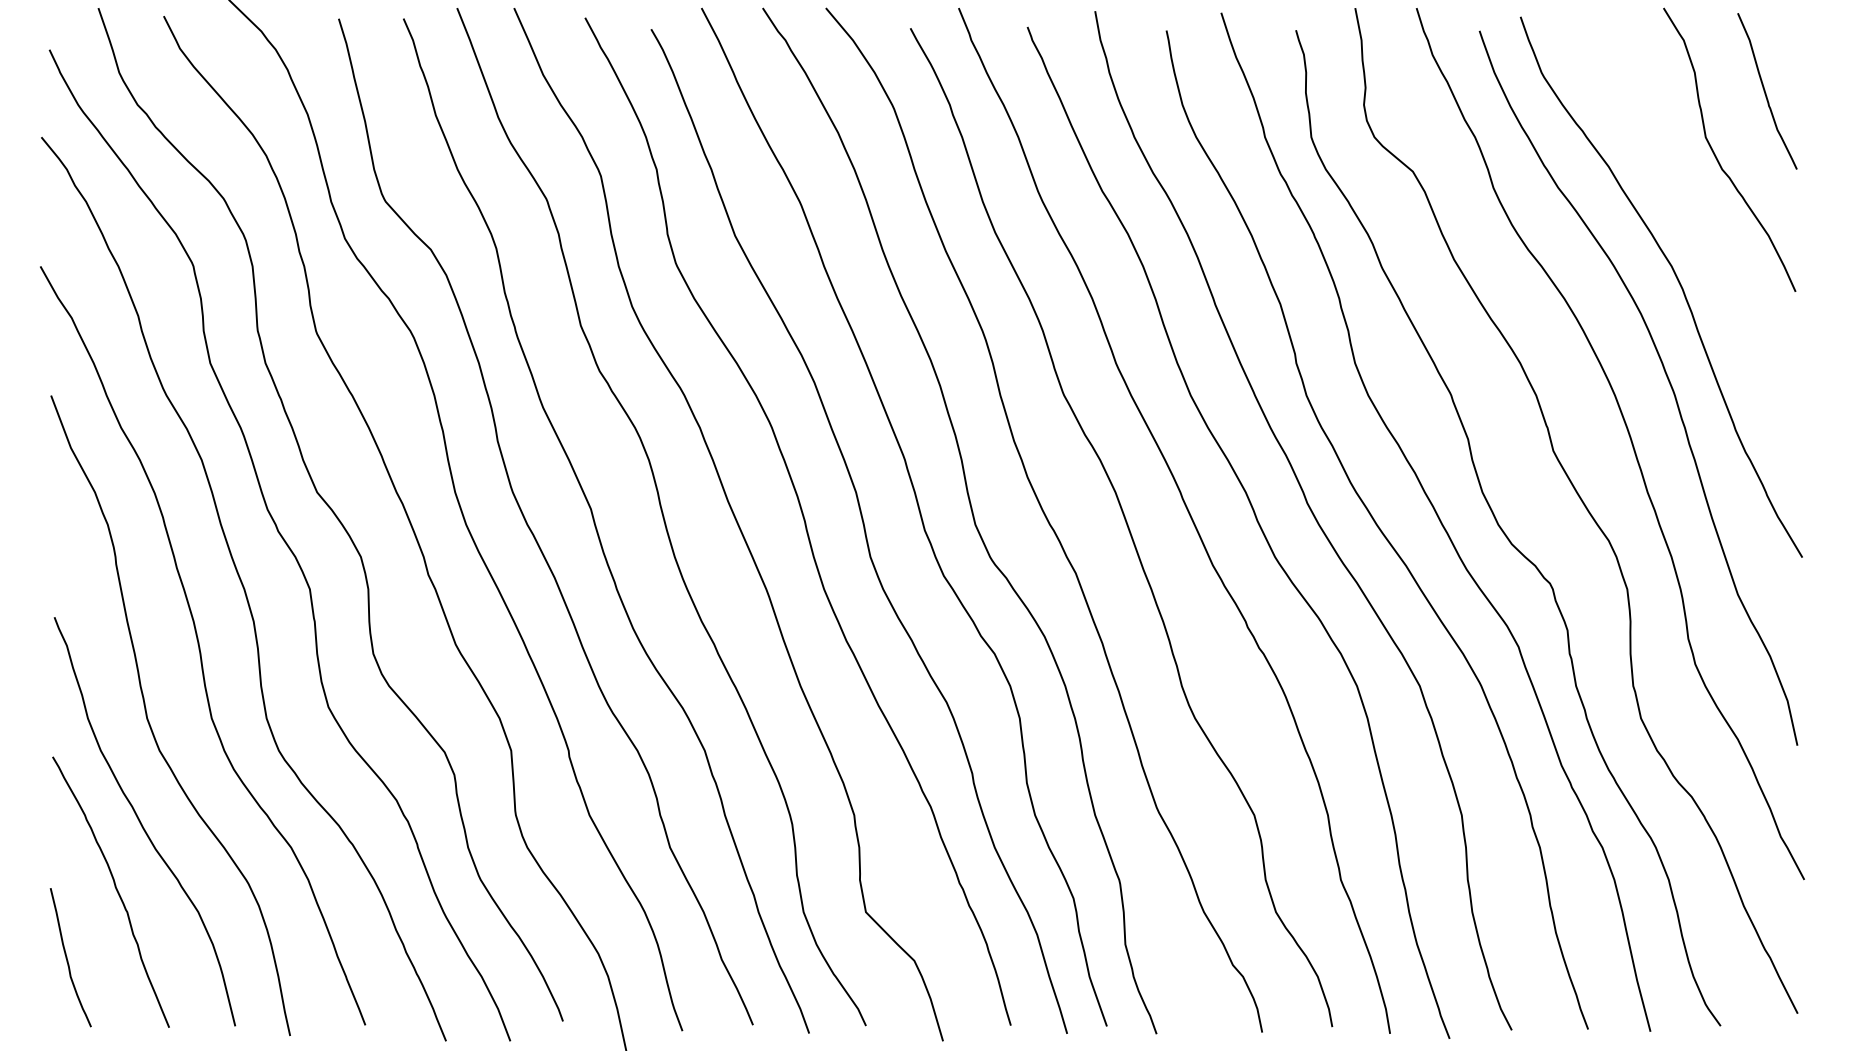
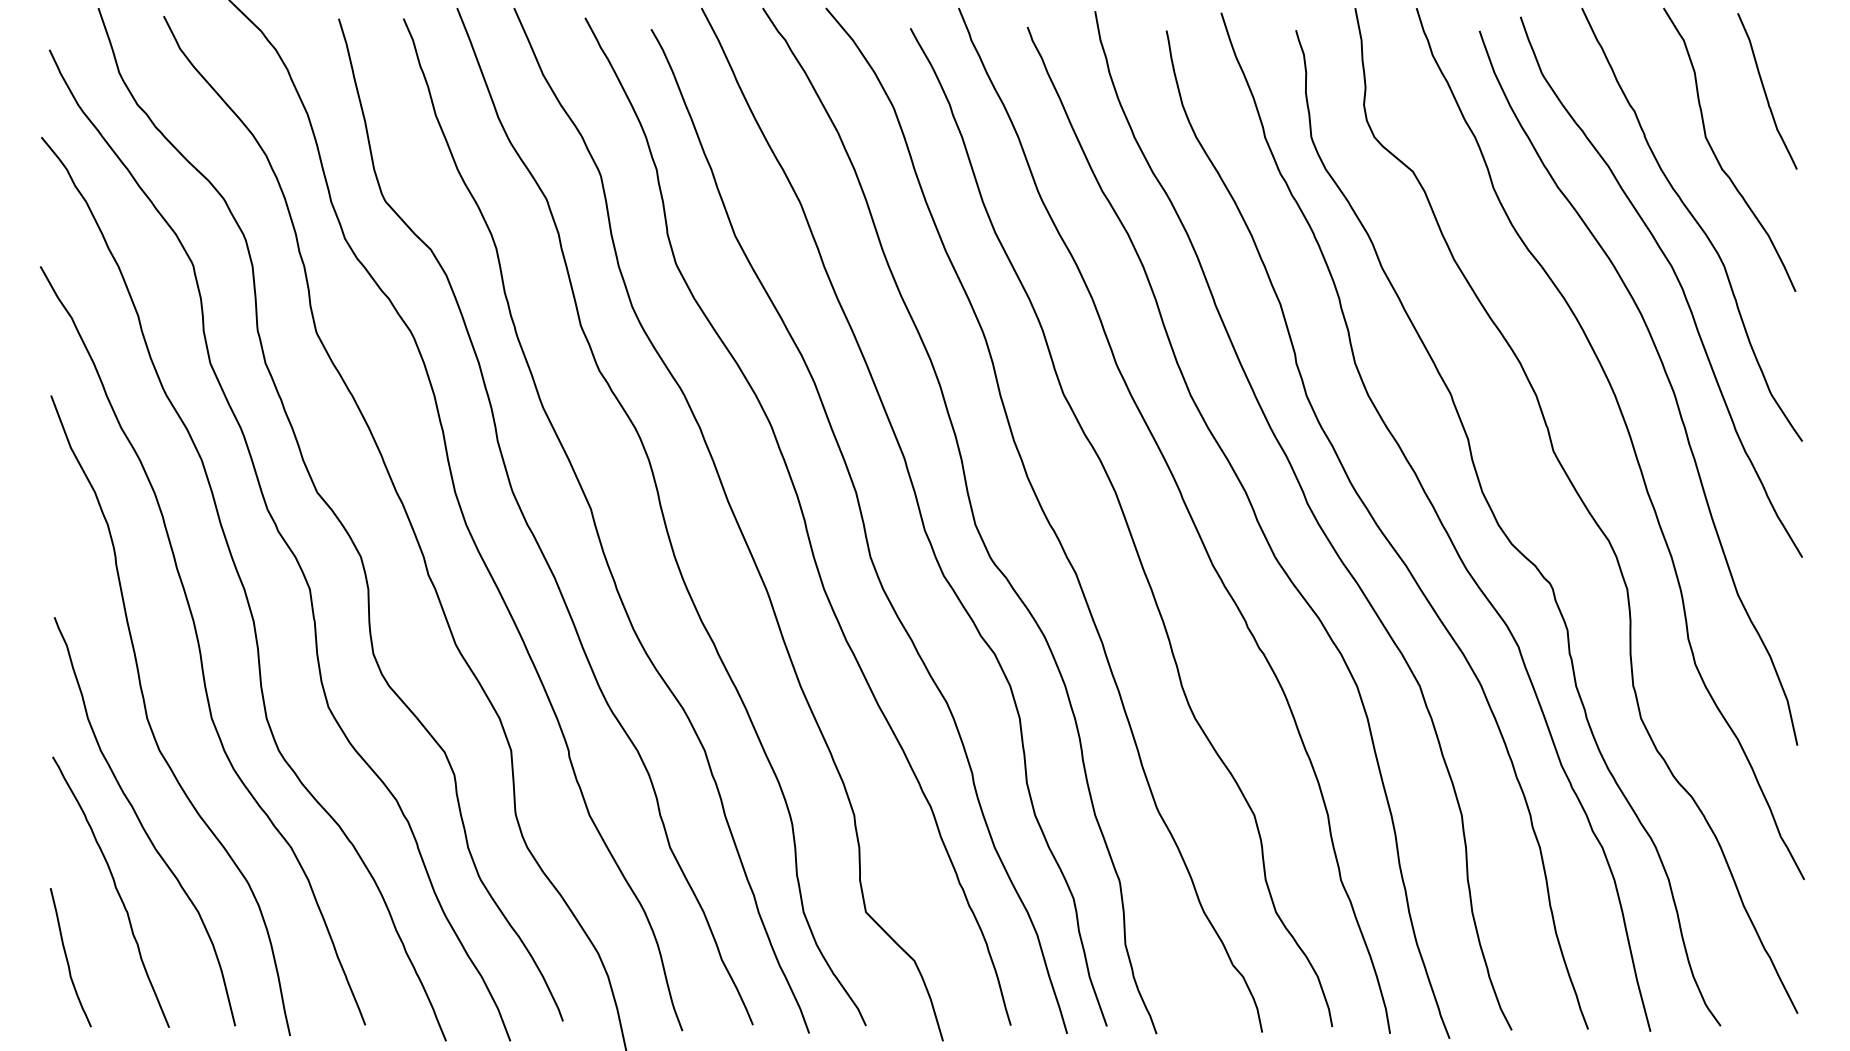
curve: none -> present (1694, 220)
